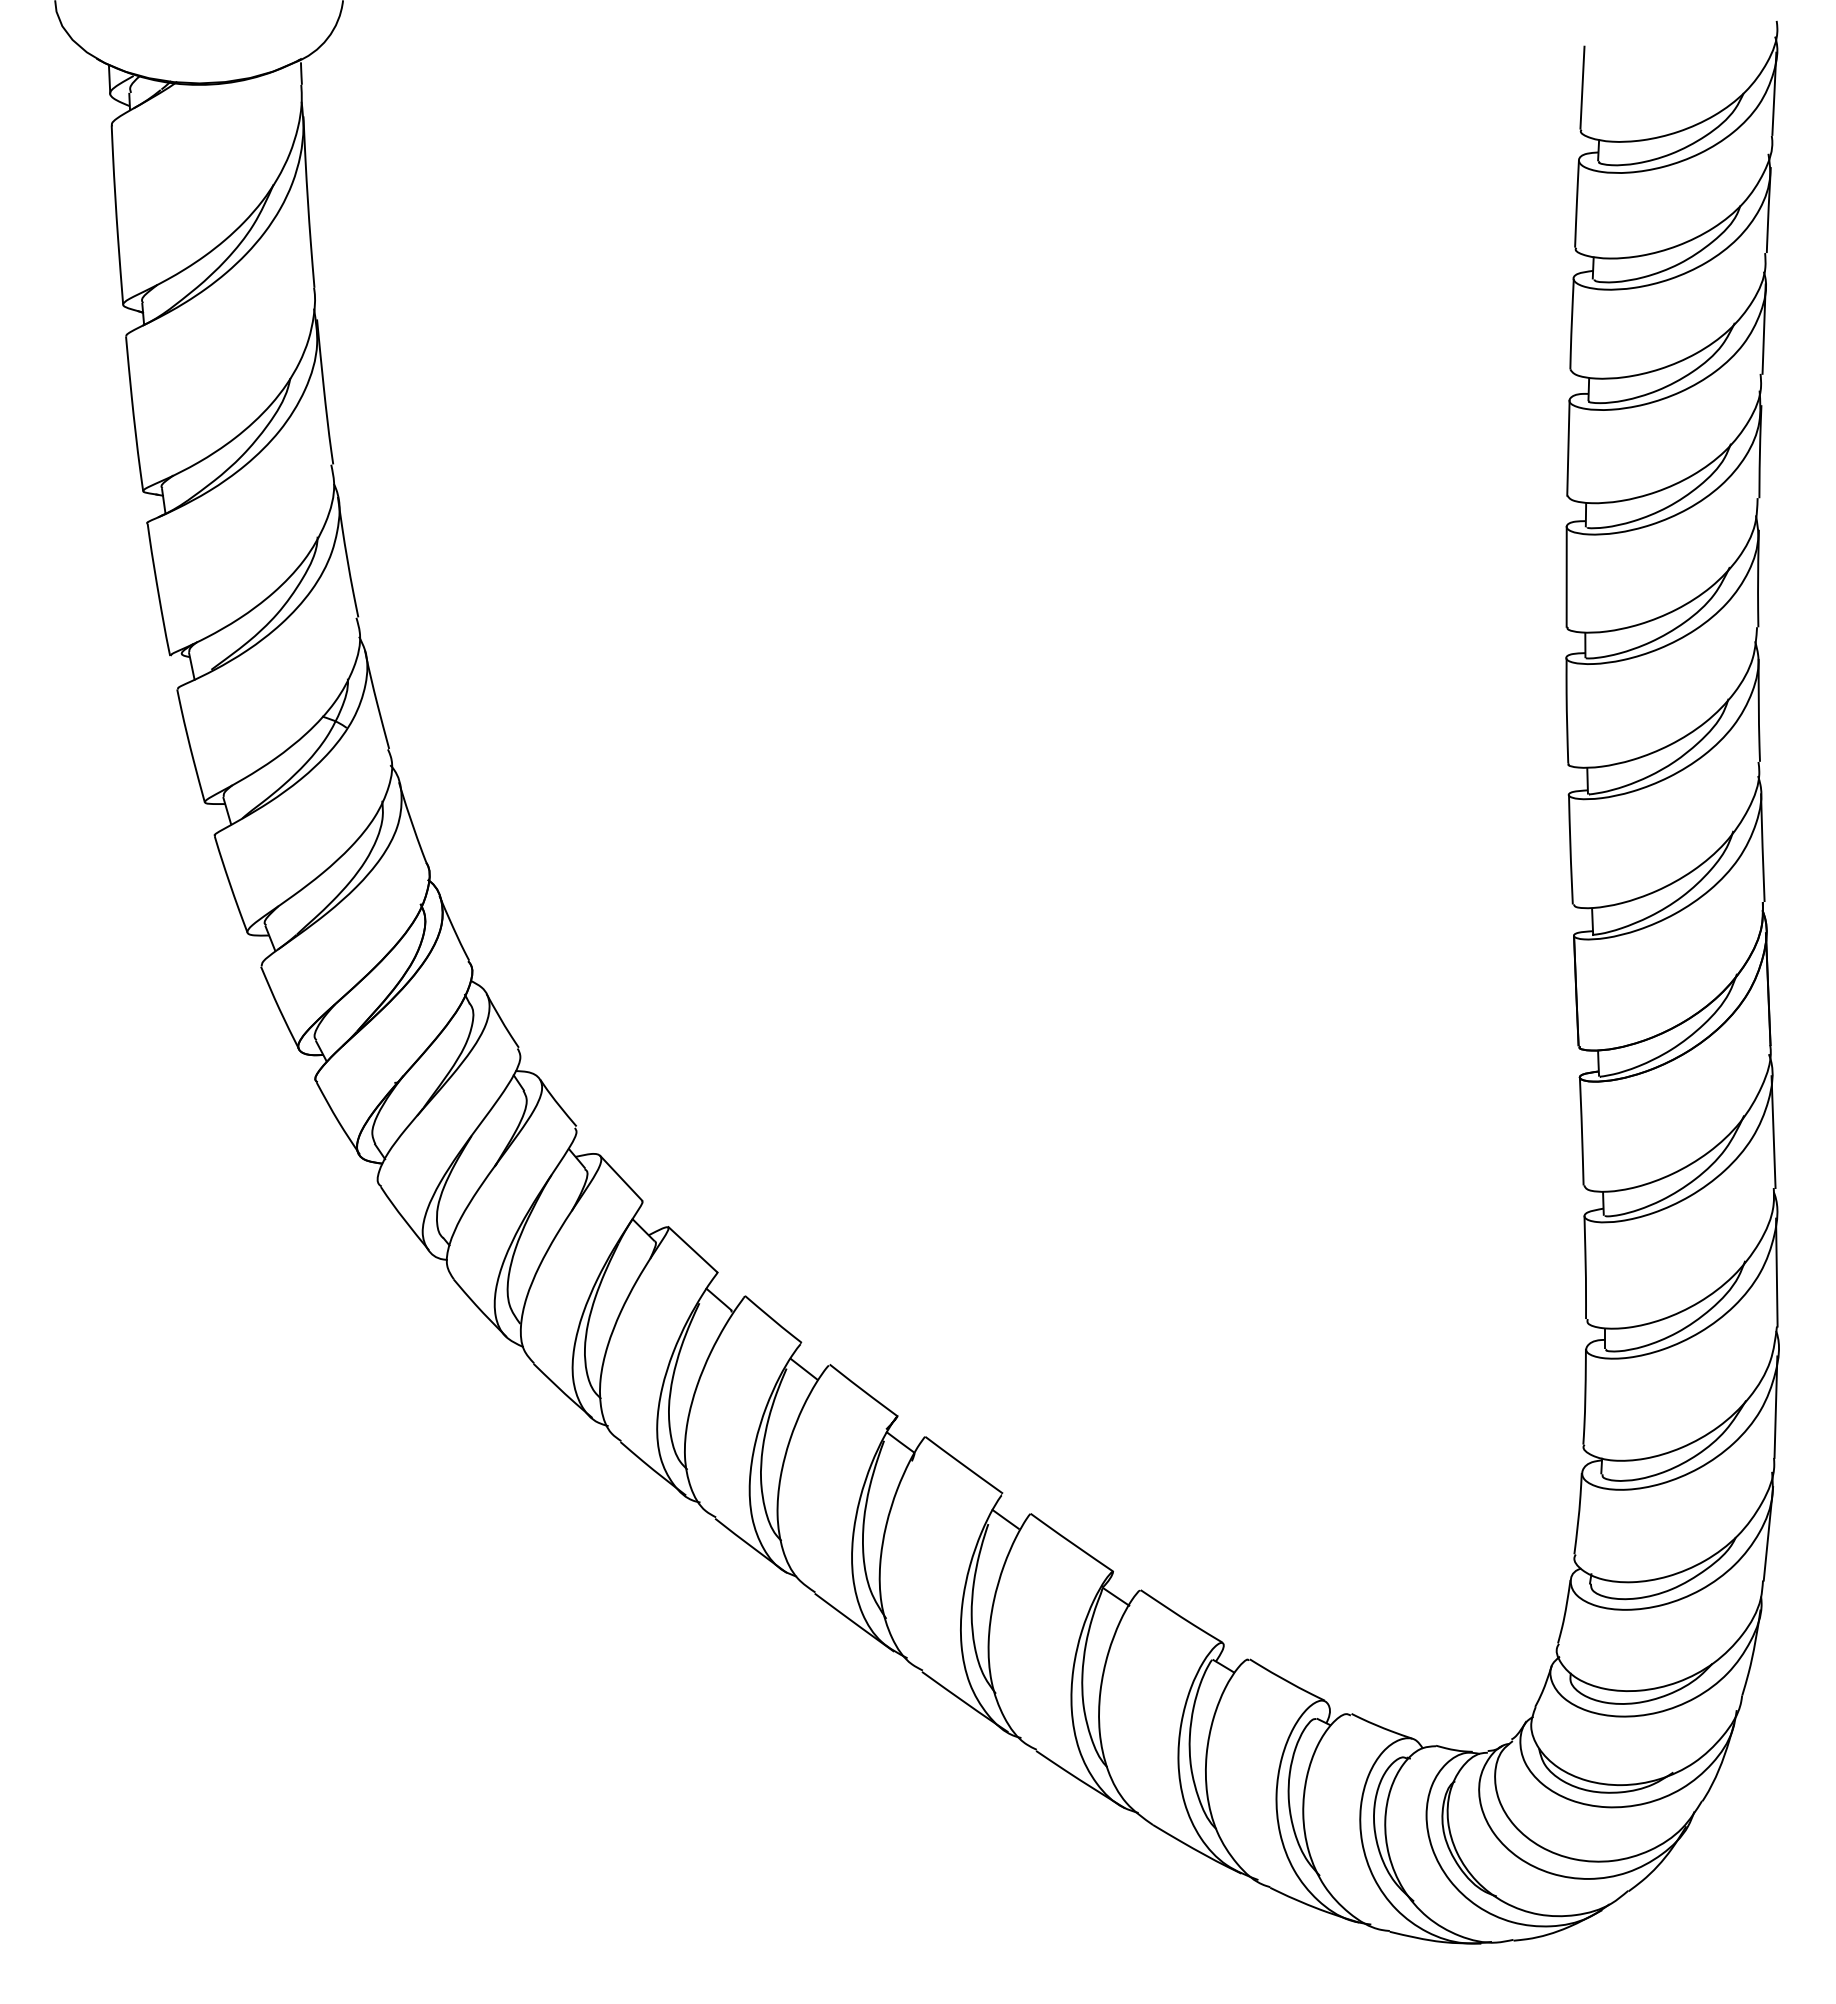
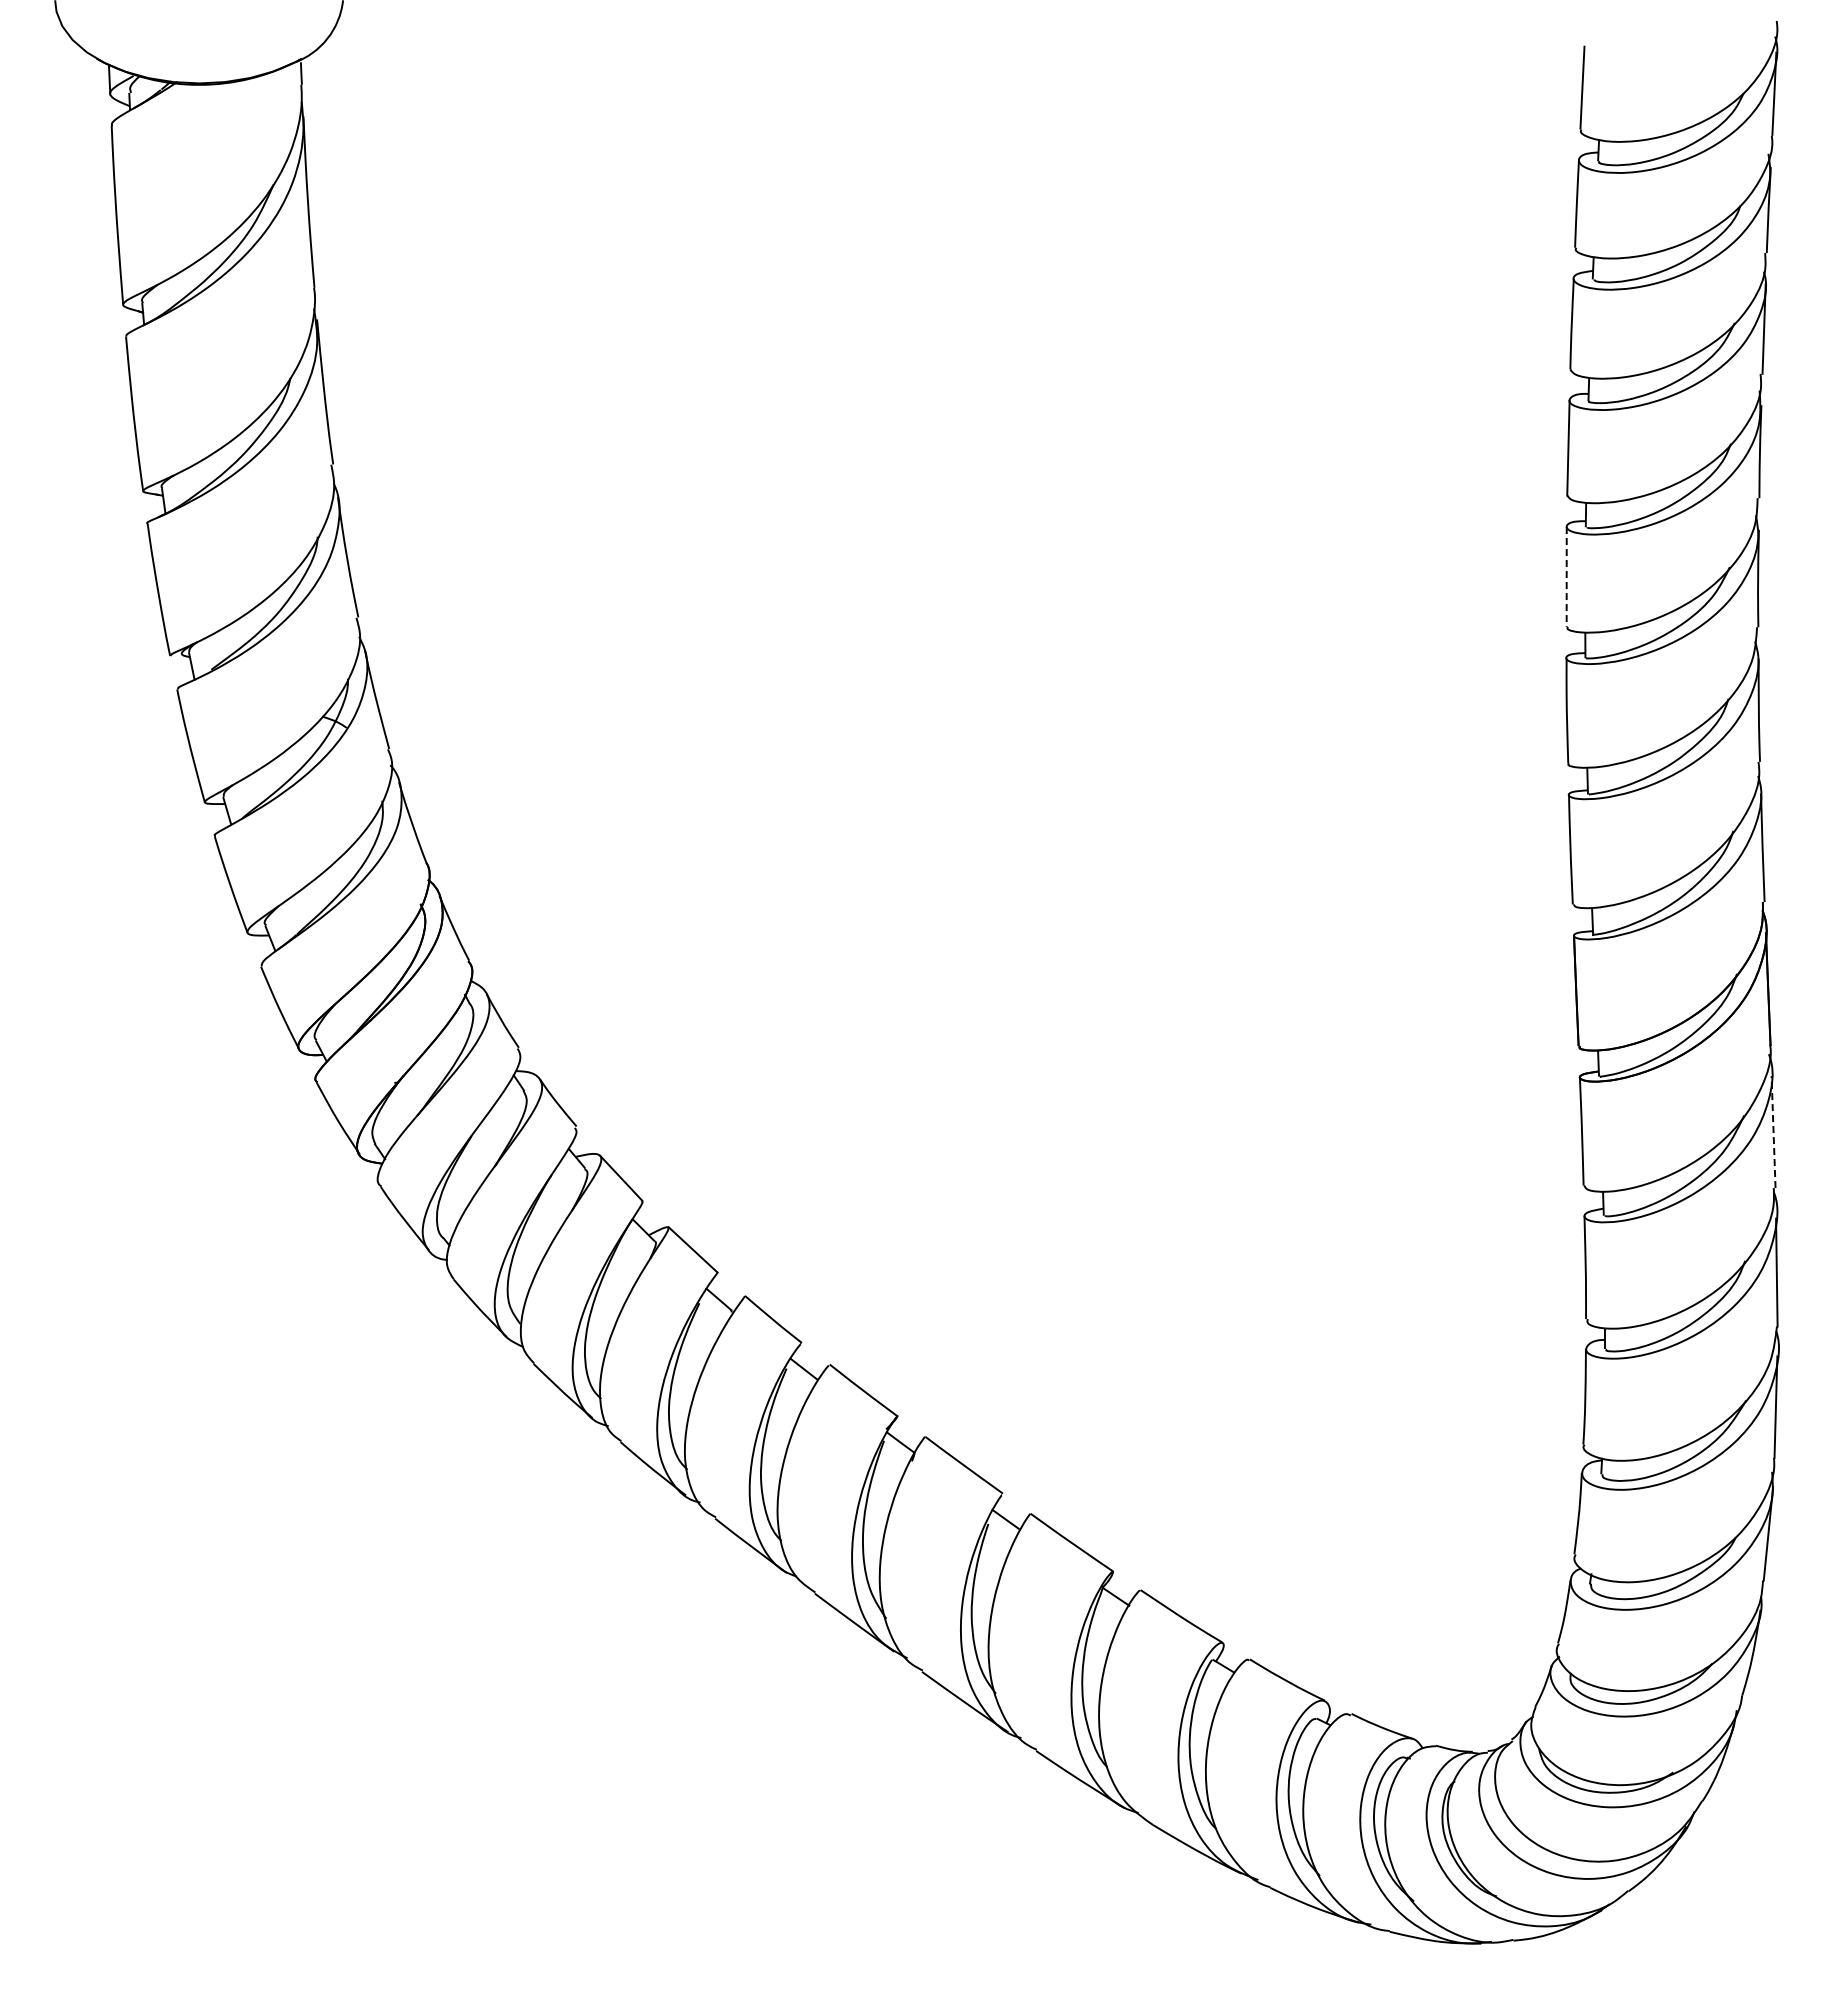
line: solid -> dashed (1566, 576)
line: solid -> dashed (1773, 1132)
